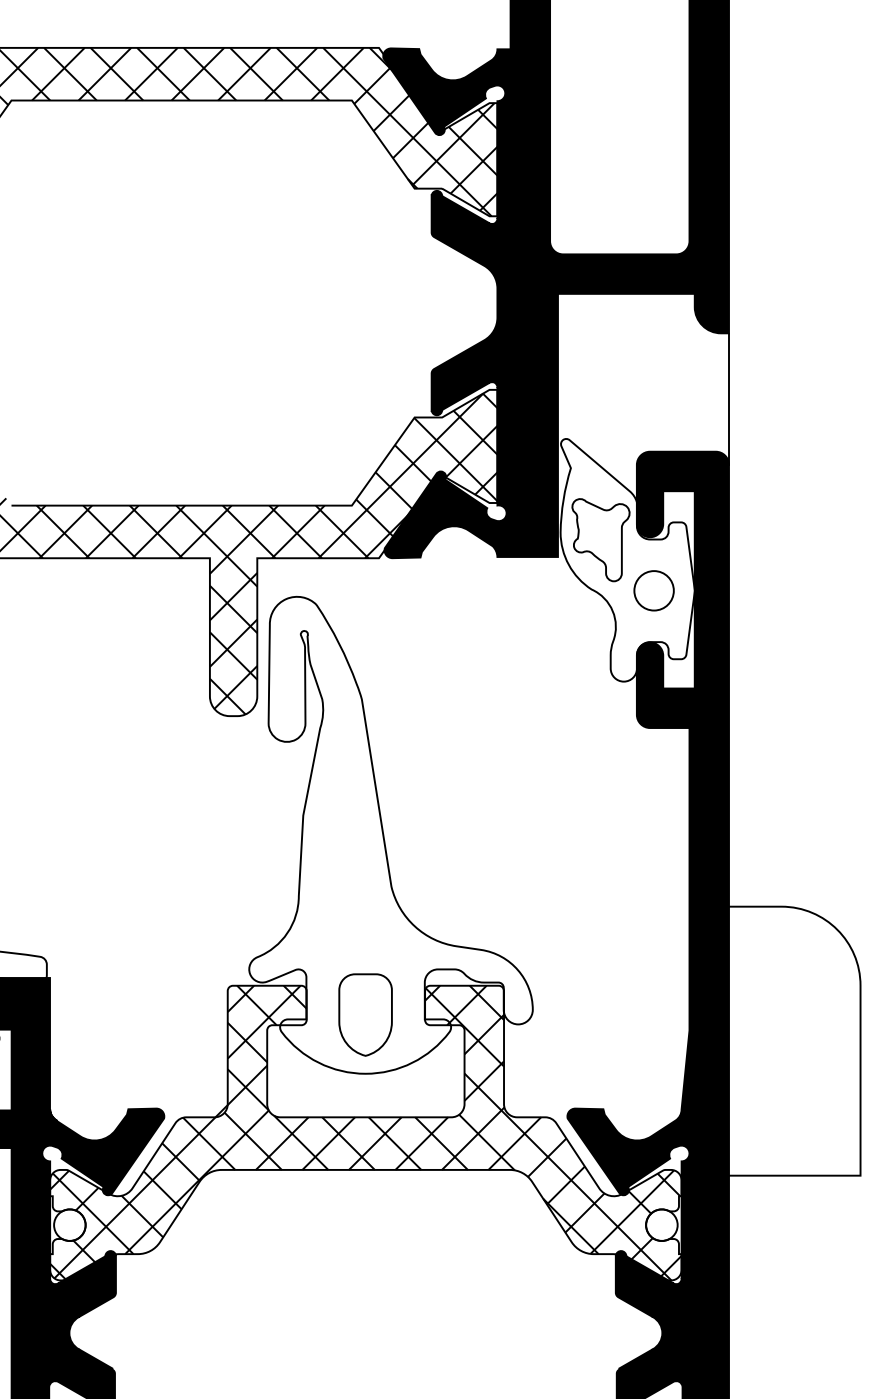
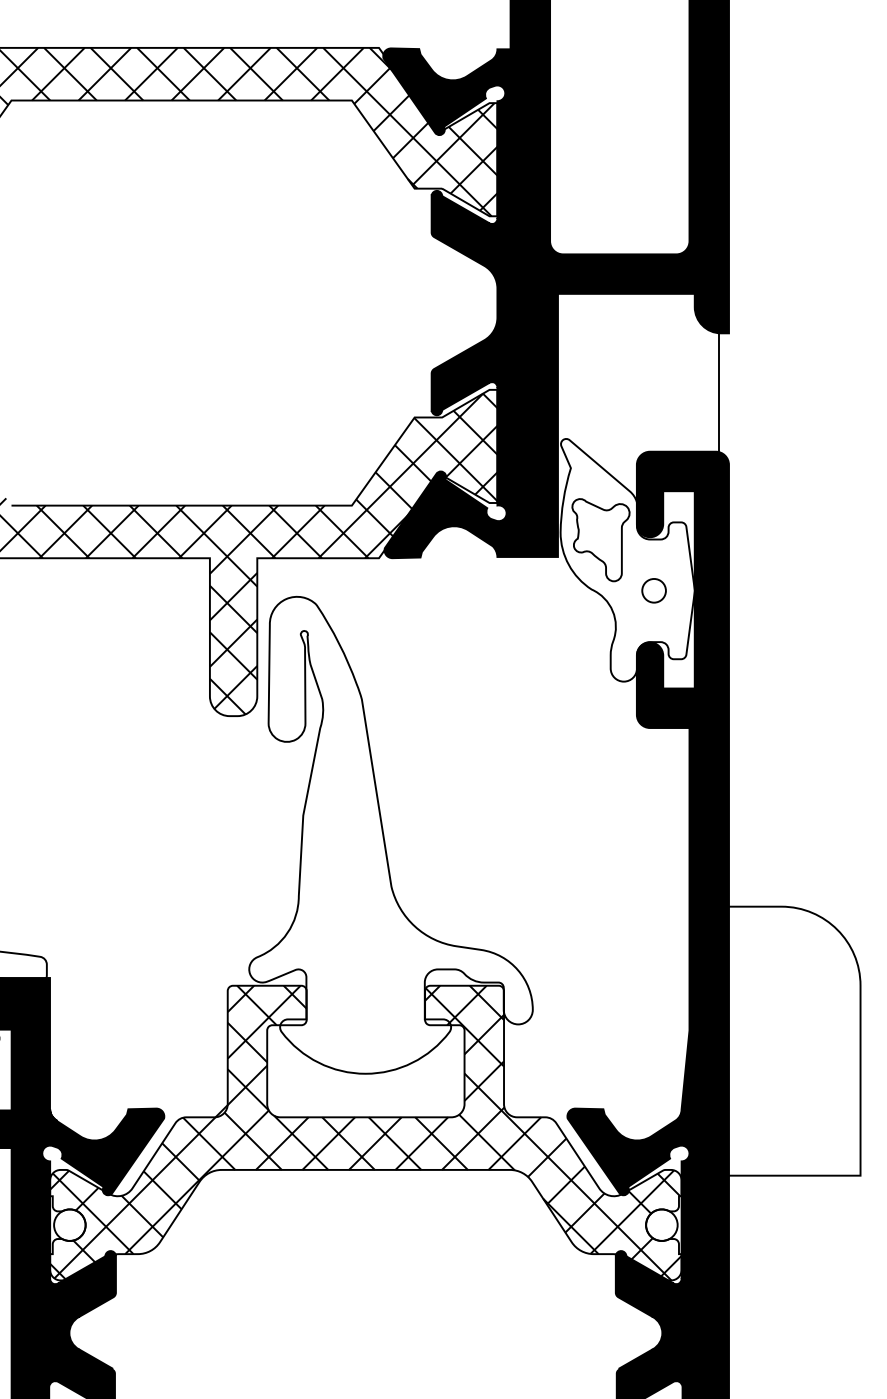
line position: (728, 399) -> (718, 399) (718, 399)
circle diameter: 39 px -> 24 px (653, 590)
part: present -> none (365, 1014)
